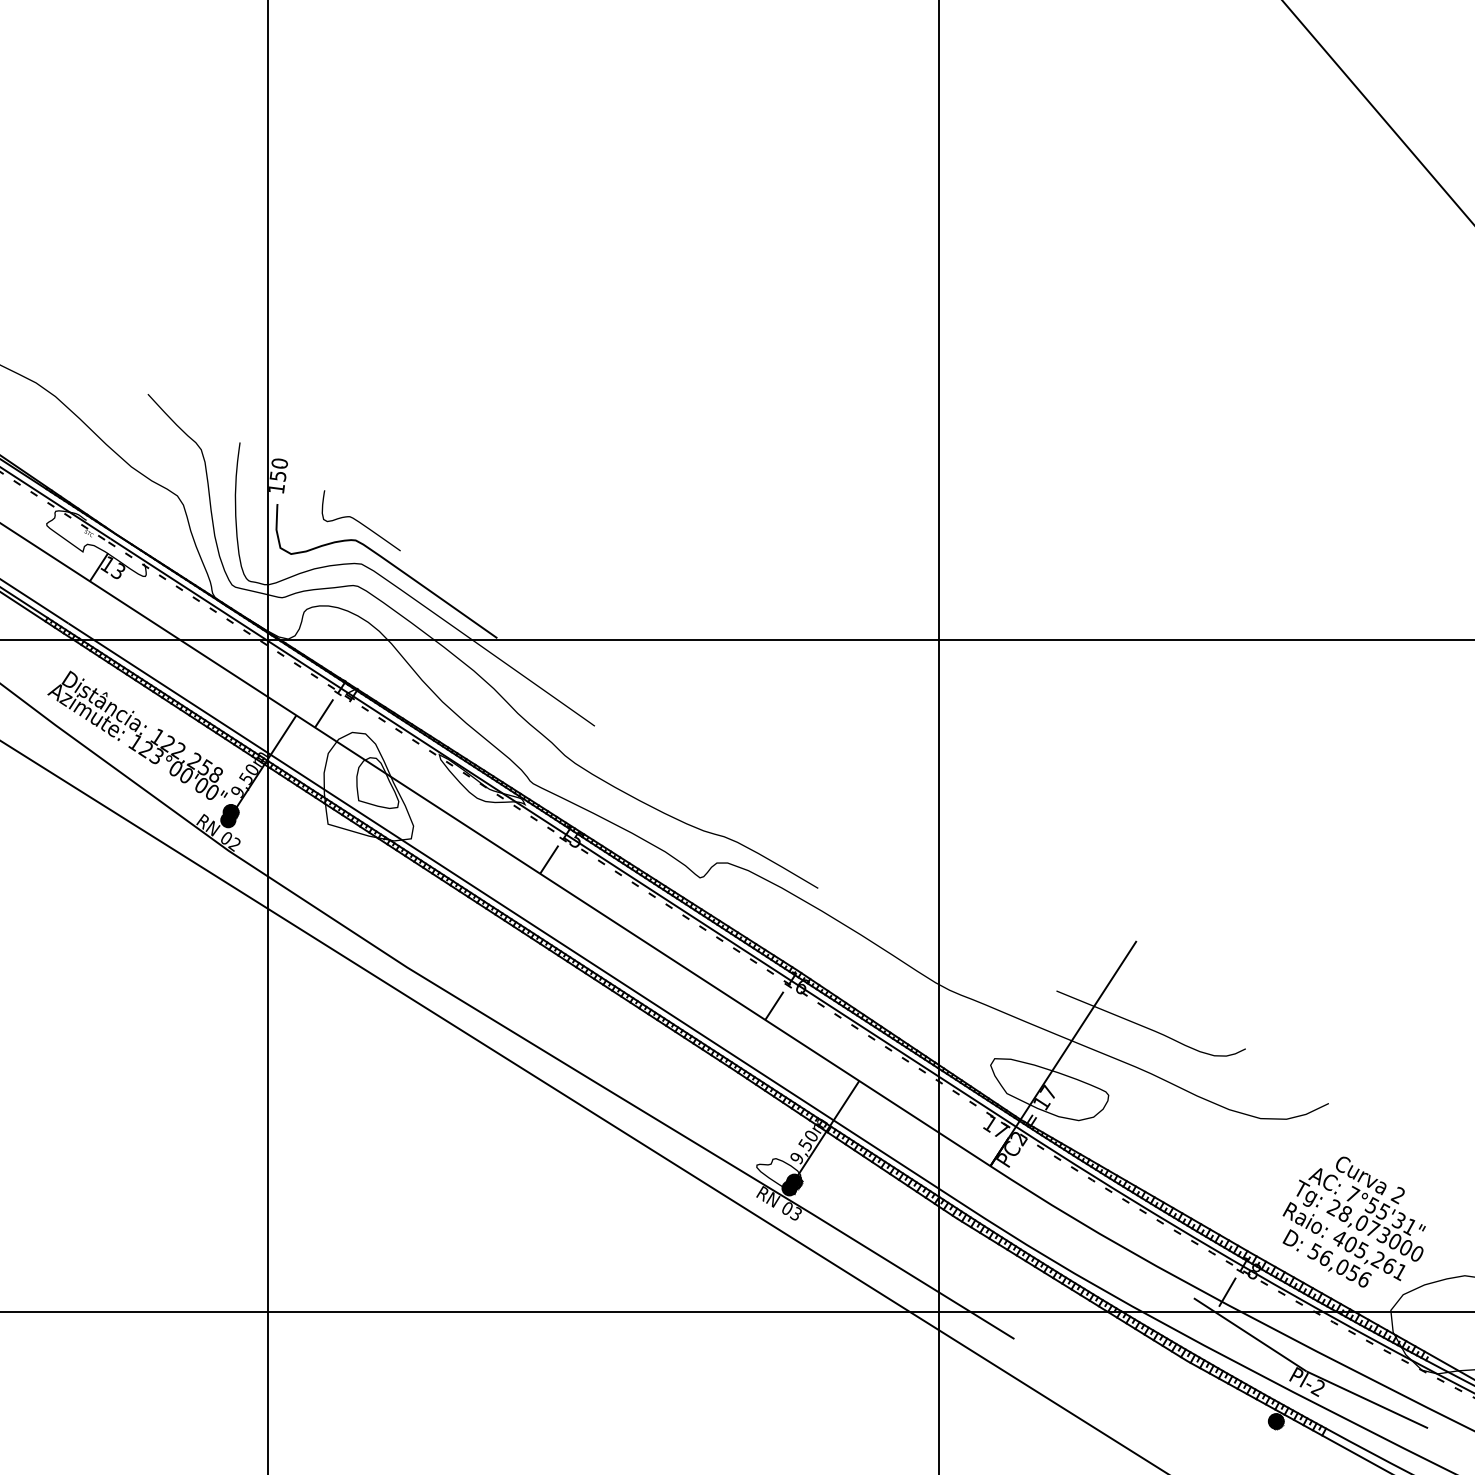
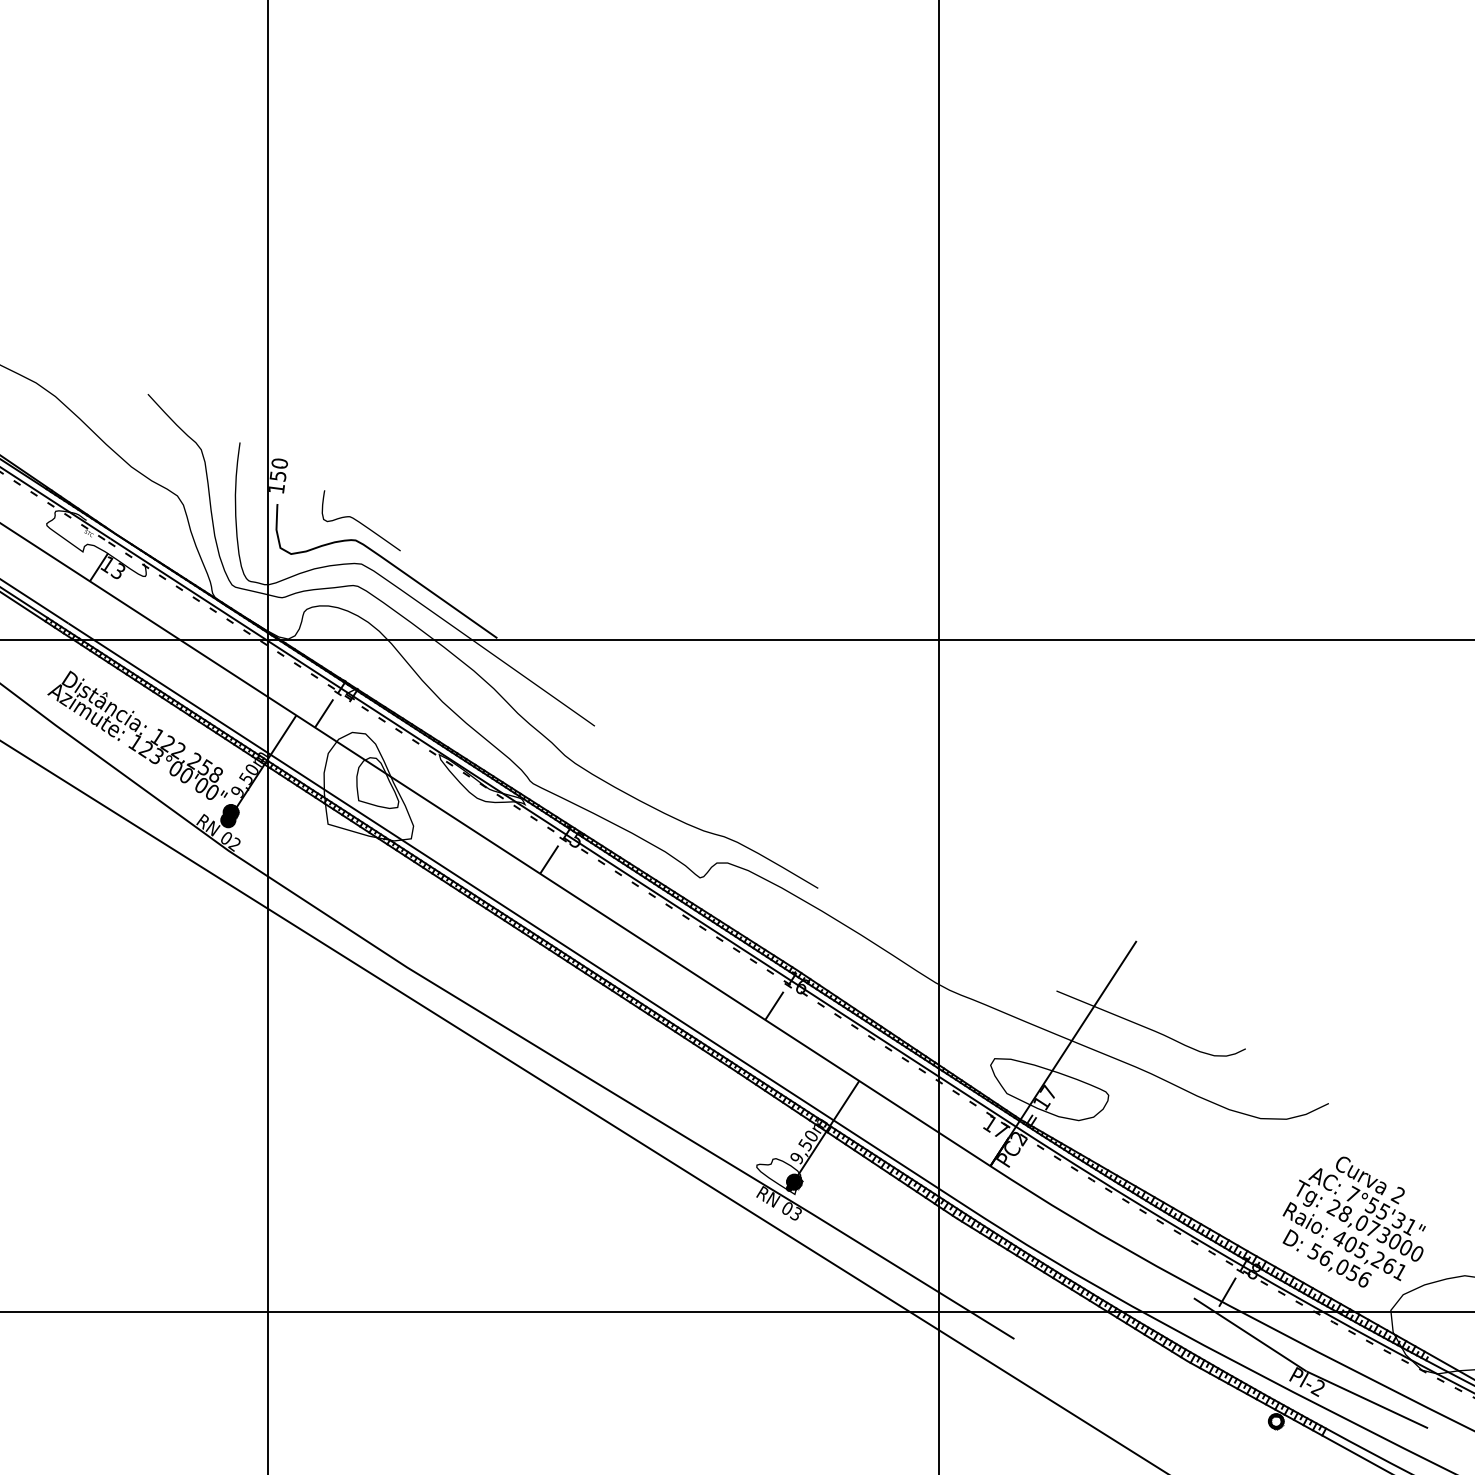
line: present -> none (1377, 112)
fill: present -> none (789, 1188)
fill: present -> none (1275, 1421)
